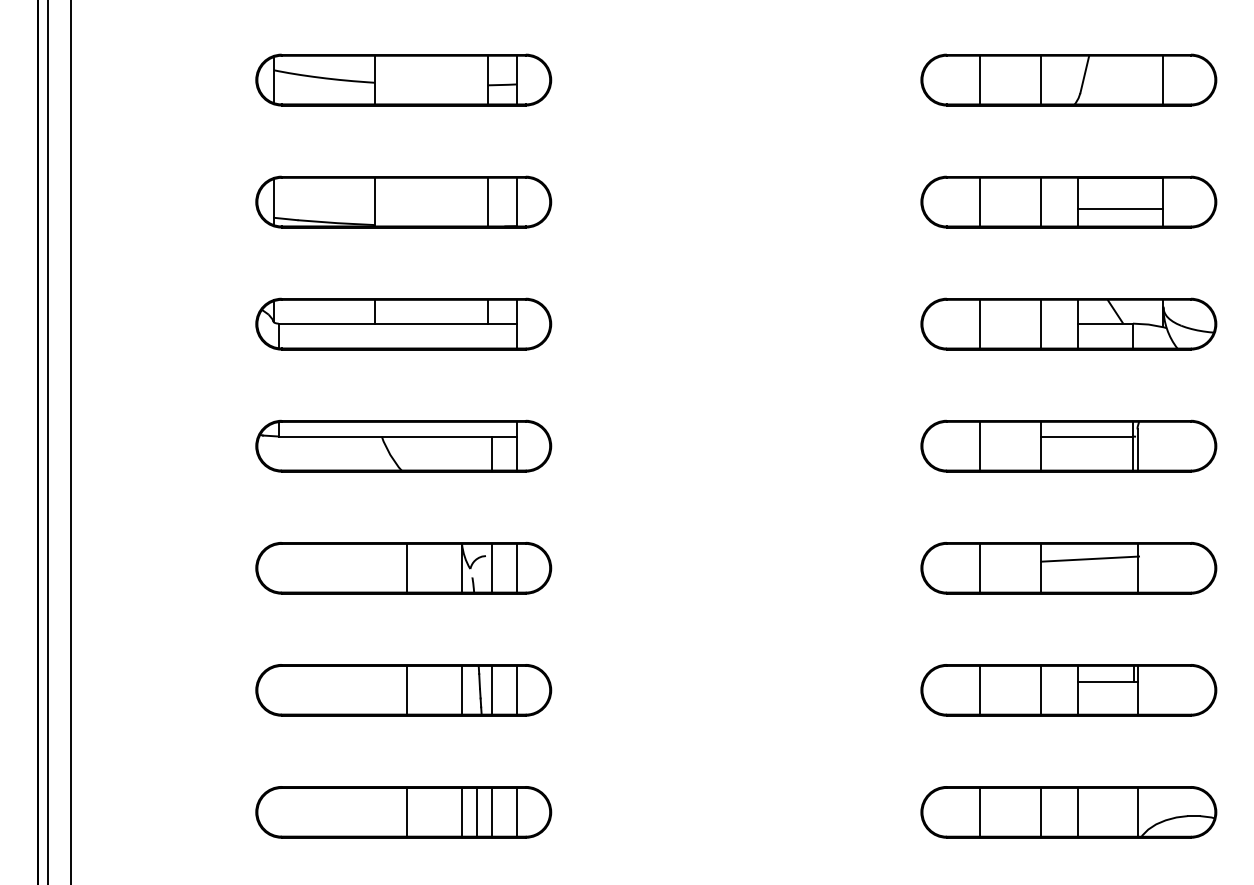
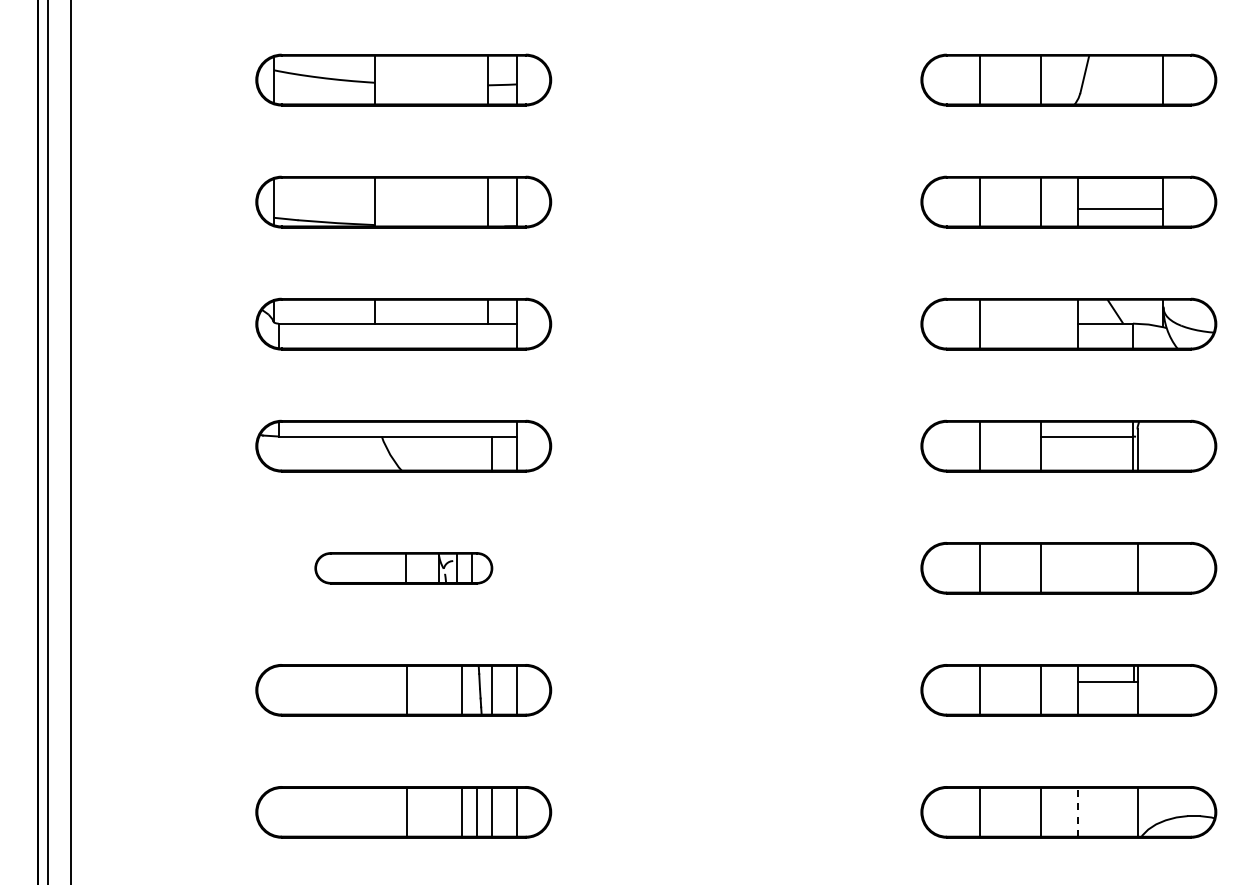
line: present -> none (1041, 323)
line: present -> none (1090, 558)
part size: 298x53 px -> 180x33 px (403, 568)
line: solid -> dashed (1078, 811)
